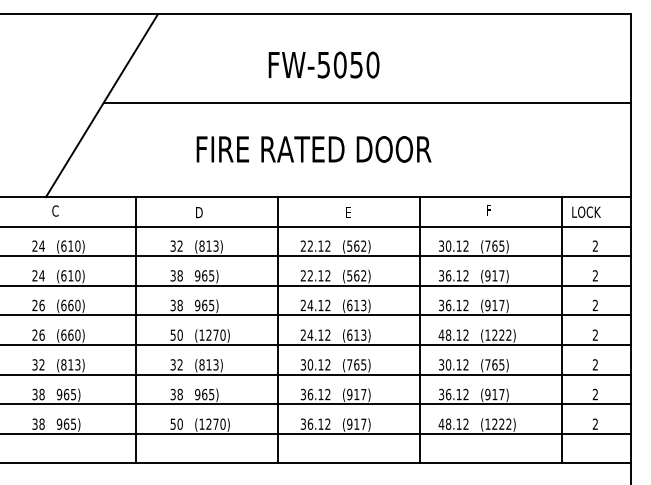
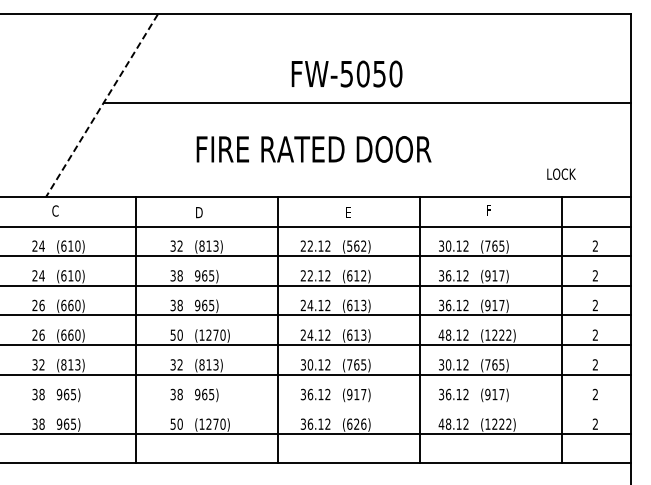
text position: (323, 64) -> (346, 73) (346, 73)
line: solid -> dashed (101, 106)
text position: (586, 211) -> (561, 173) (561, 173)
text: (562) -> (612) (353, 275)
line: present -> none (316, 404)
text: (917) -> (626) (356, 423)
